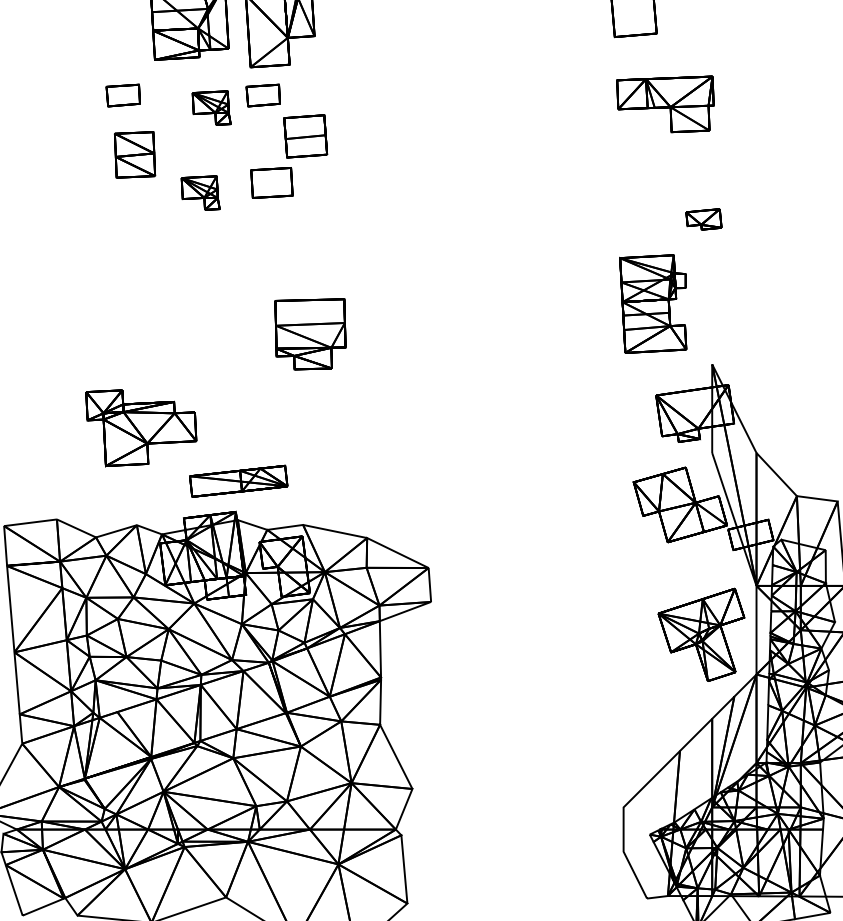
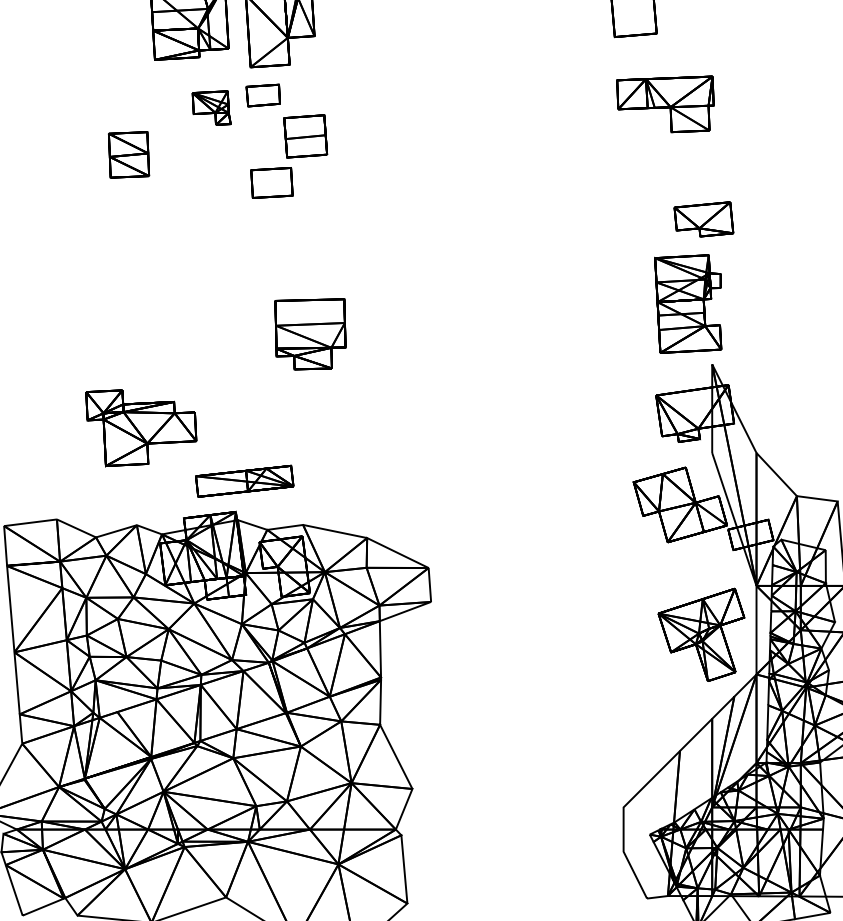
part: present -> none (122, 95)
part position: (135, 154) -> (129, 154) (129, 154)
part: present -> none (200, 192)
part size: 38x23 px -> 62x37 px (703, 219)
part position: (653, 303) -> (688, 303) (688, 303)
part position: (238, 480) -> (244, 480) (244, 480)
